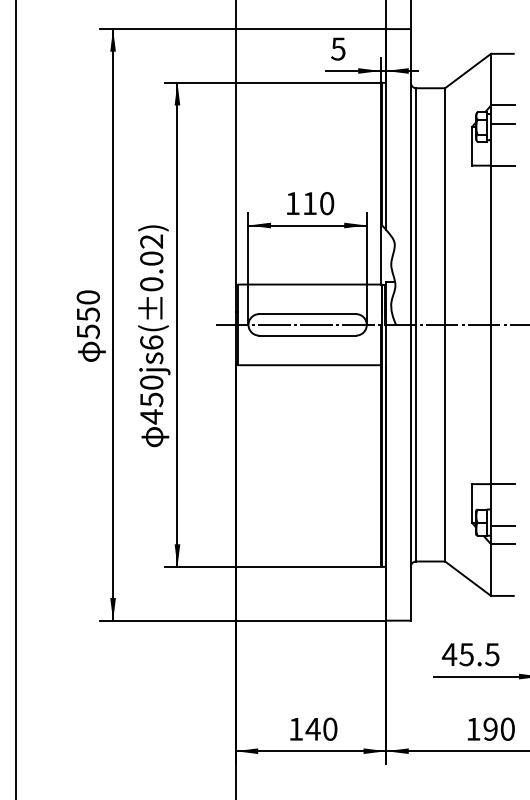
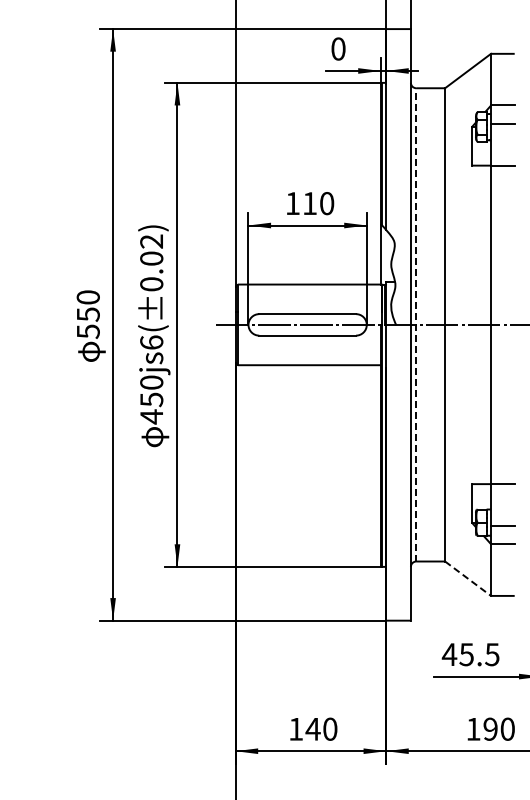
text: 5 -> 0 (338, 48)
line: solid -> dashed (416, 324)
line: present -> none (15, 399)
line: solid -> dashed (468, 578)
